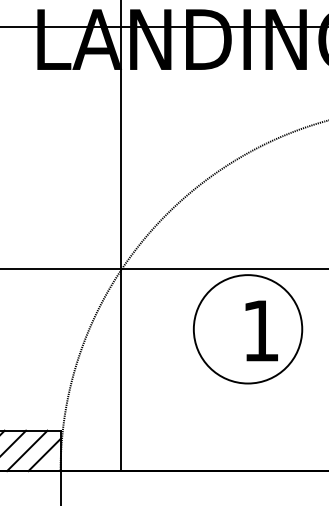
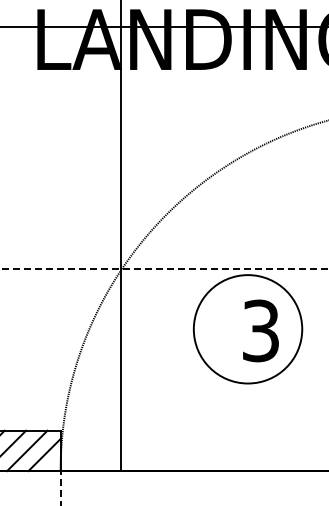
line: solid -> dashed (164, 269)
text: 1 -> 3 (260, 330)
line: solid -> dashed (60, 488)
